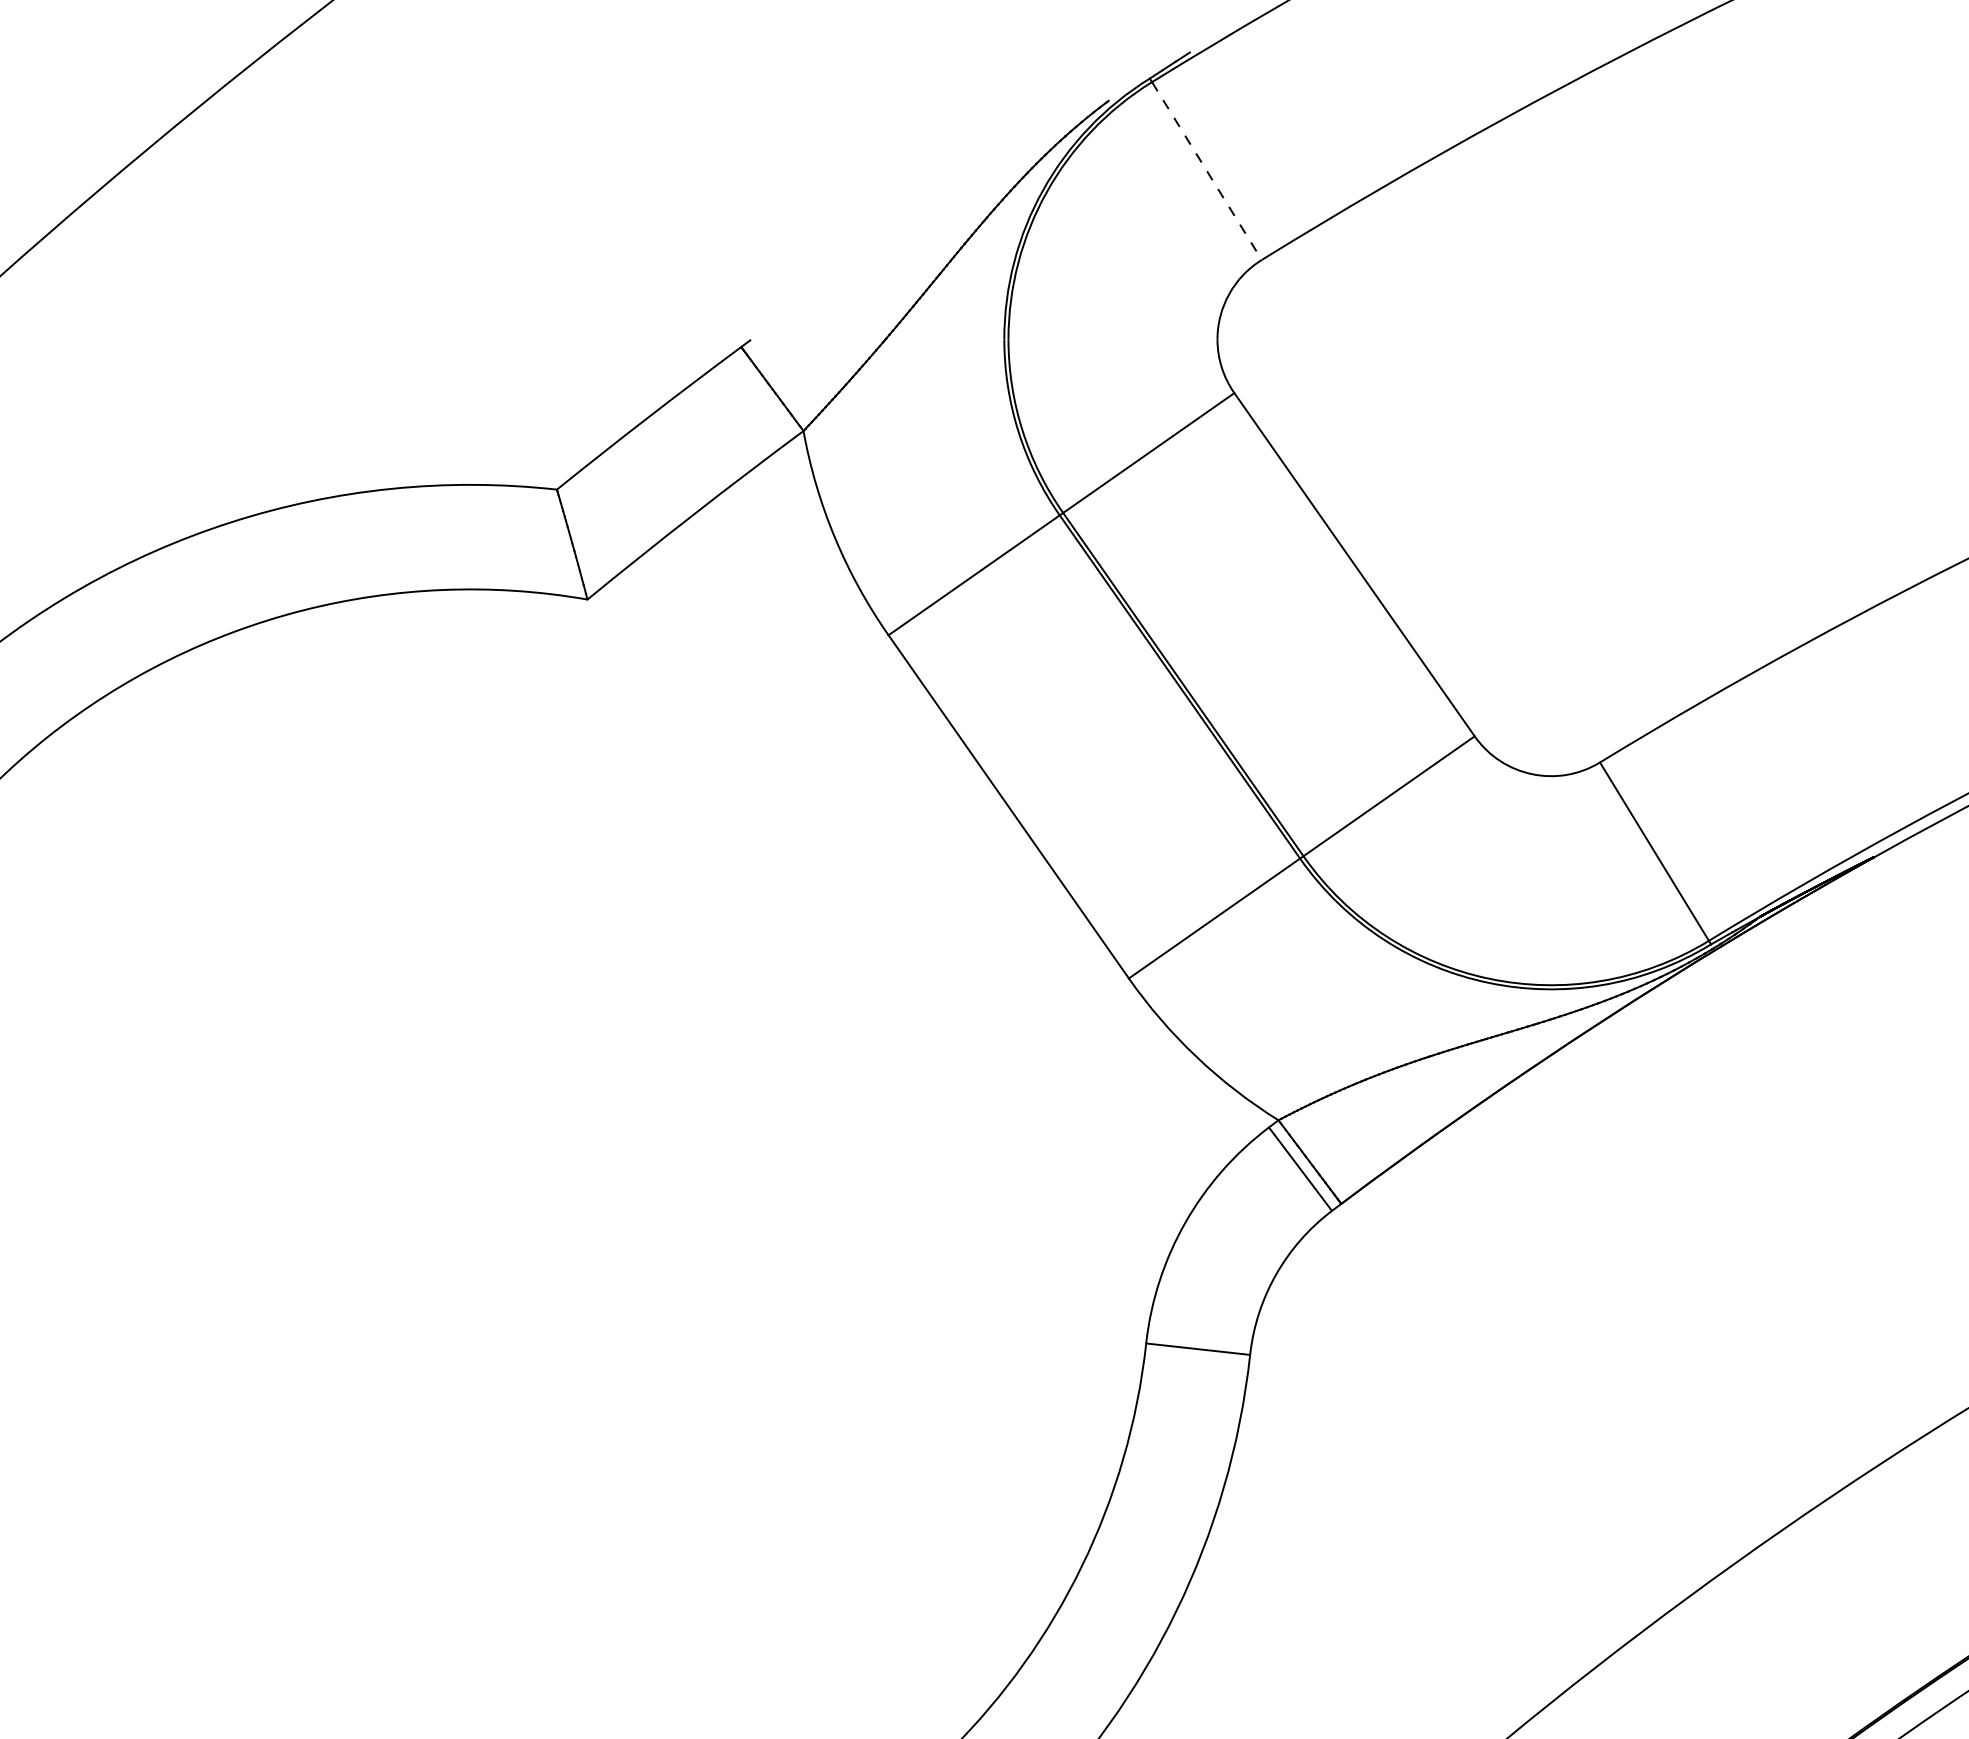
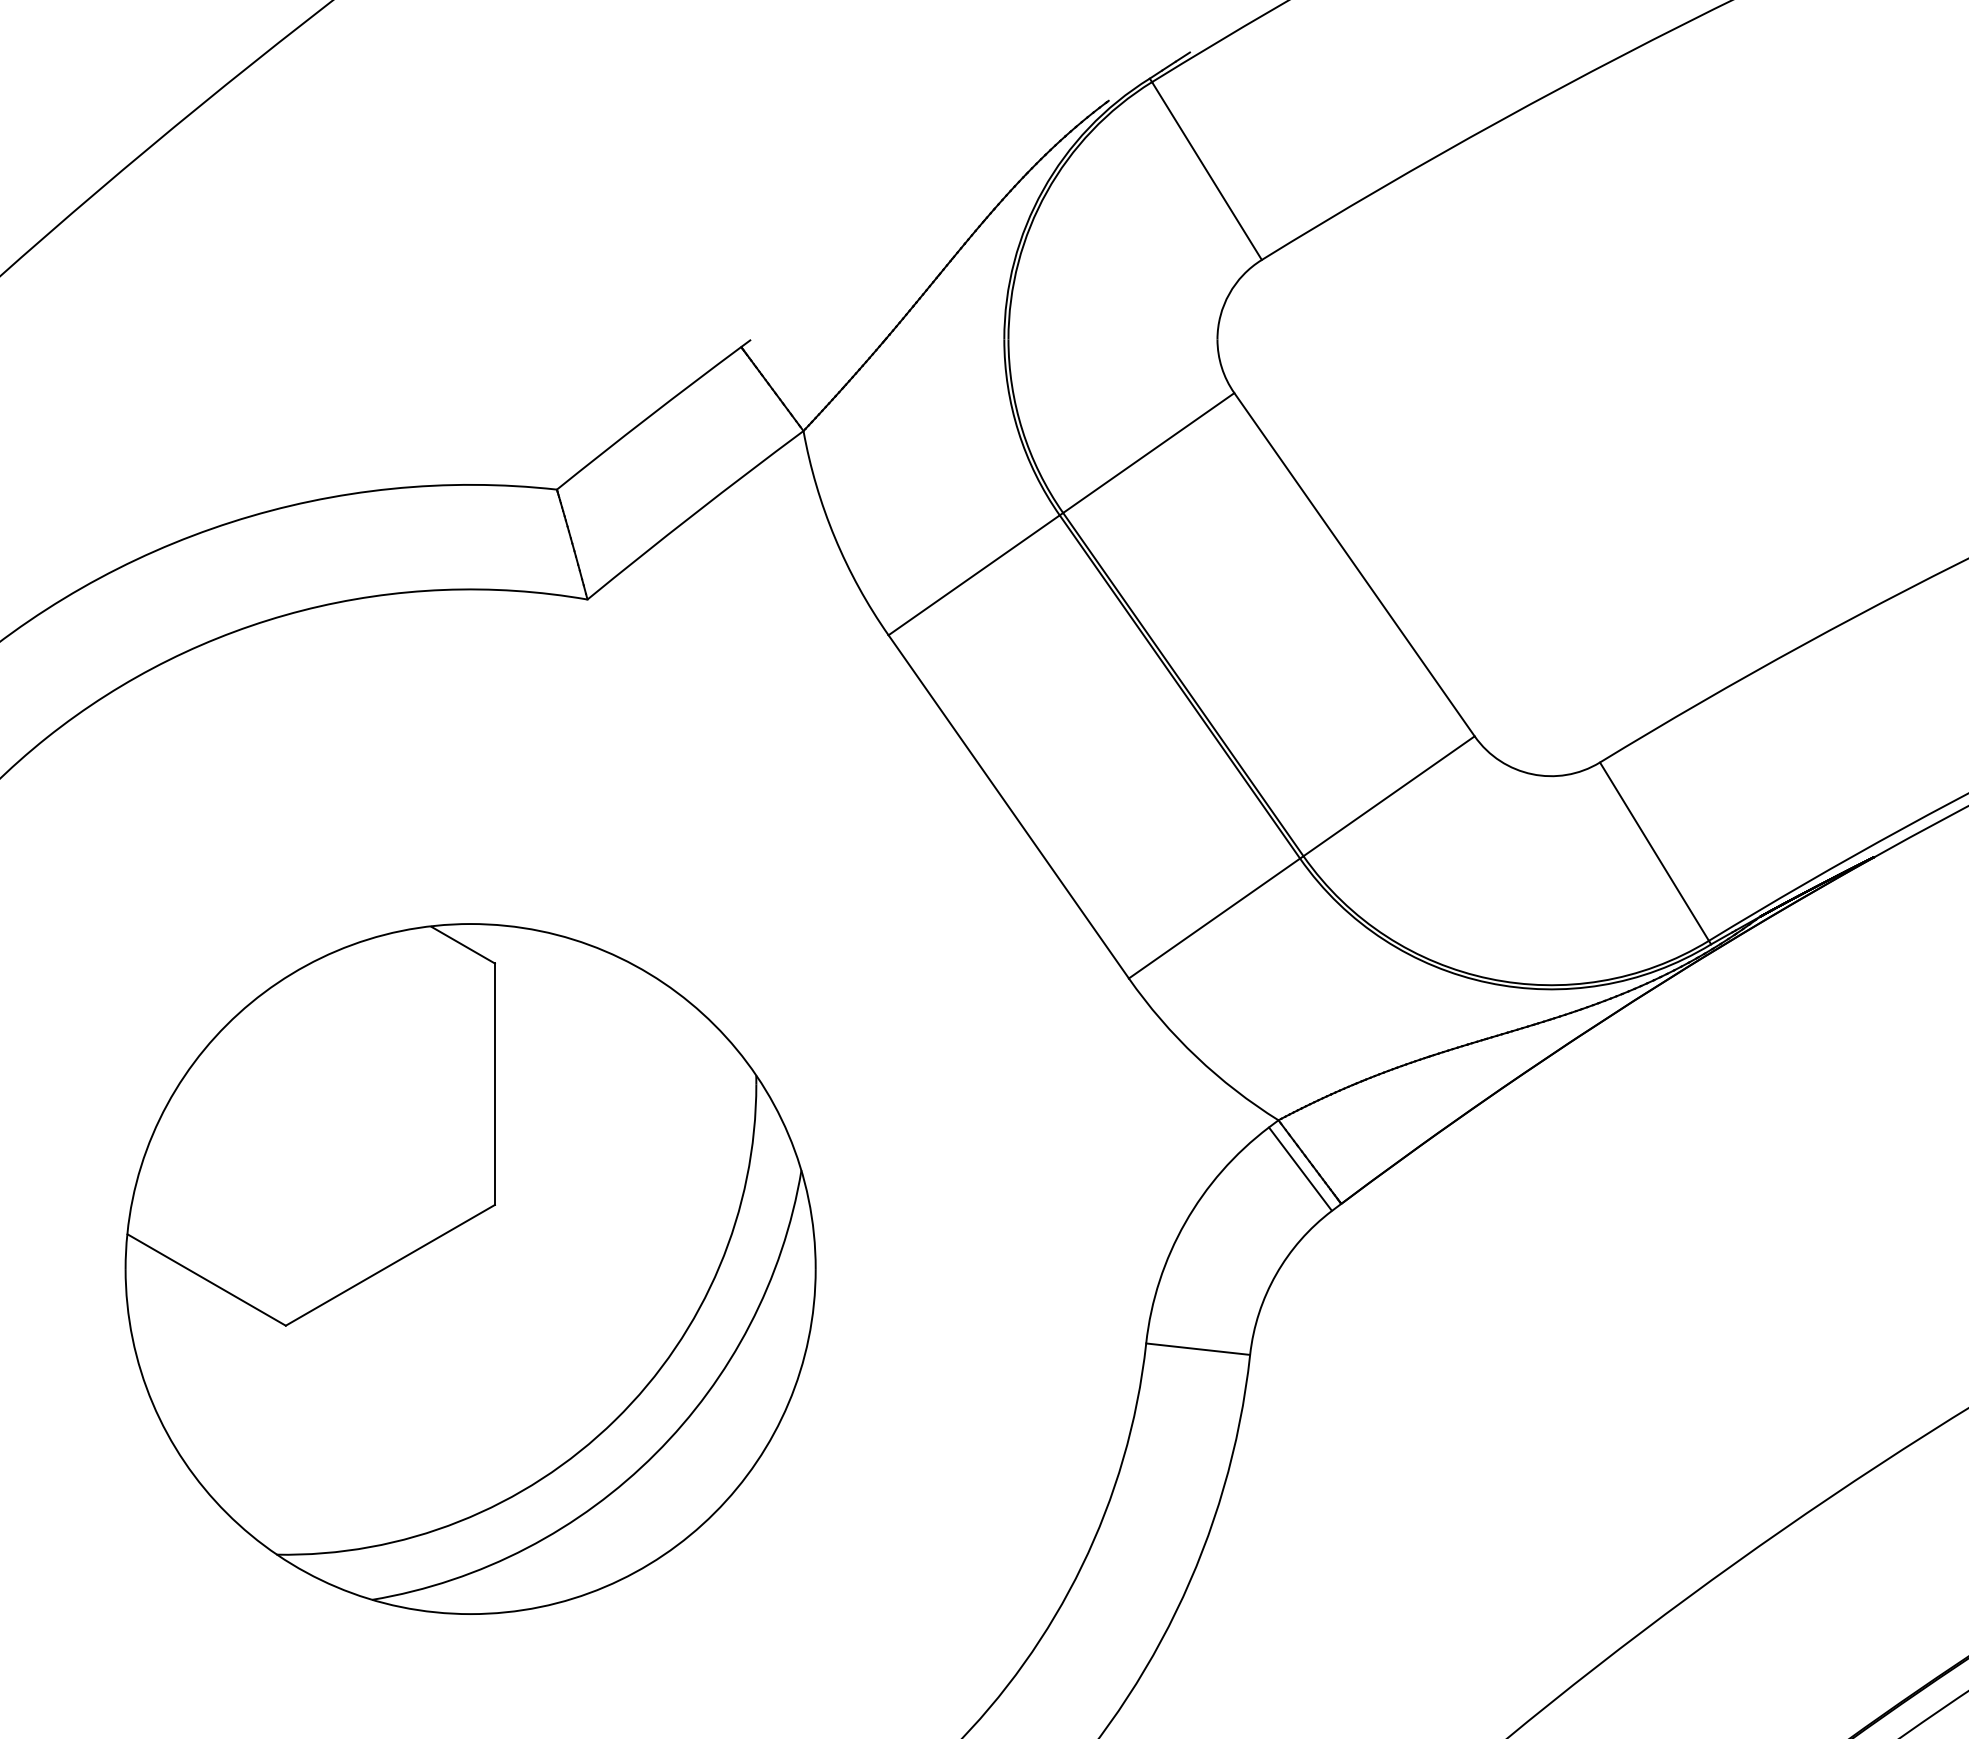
line: dashed -> solid (1207, 171)
part: none -> present (470, 1268)
